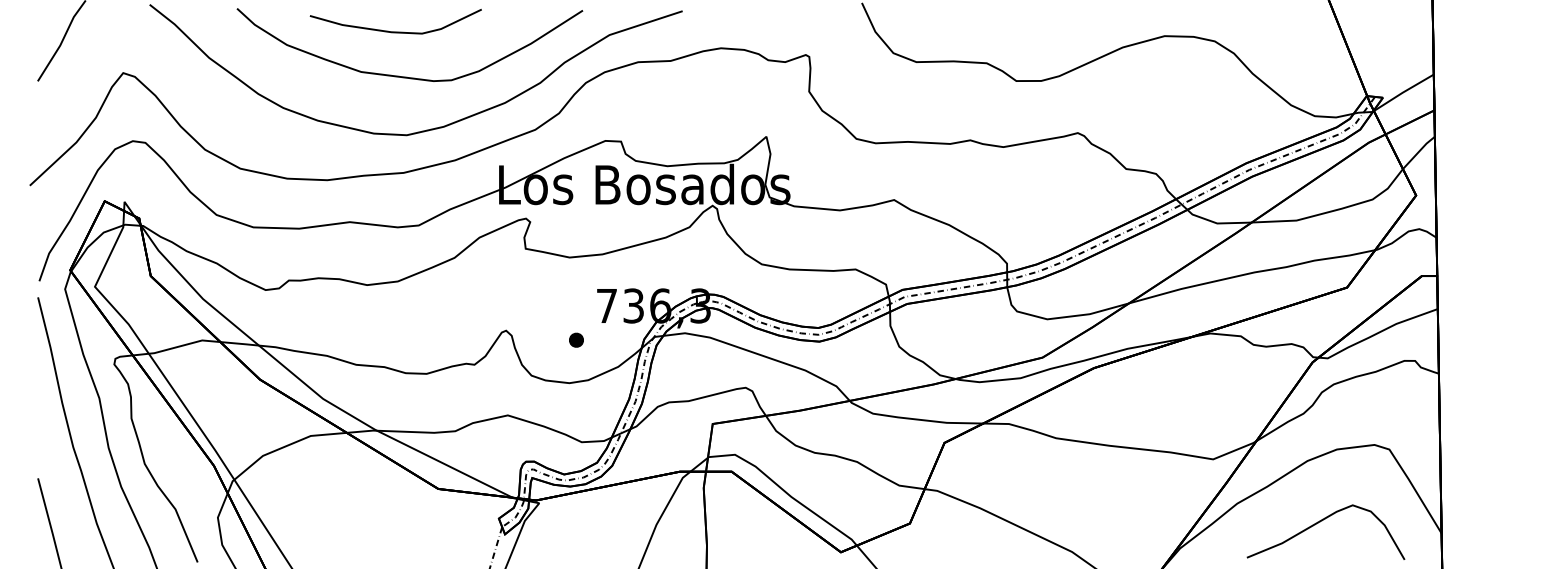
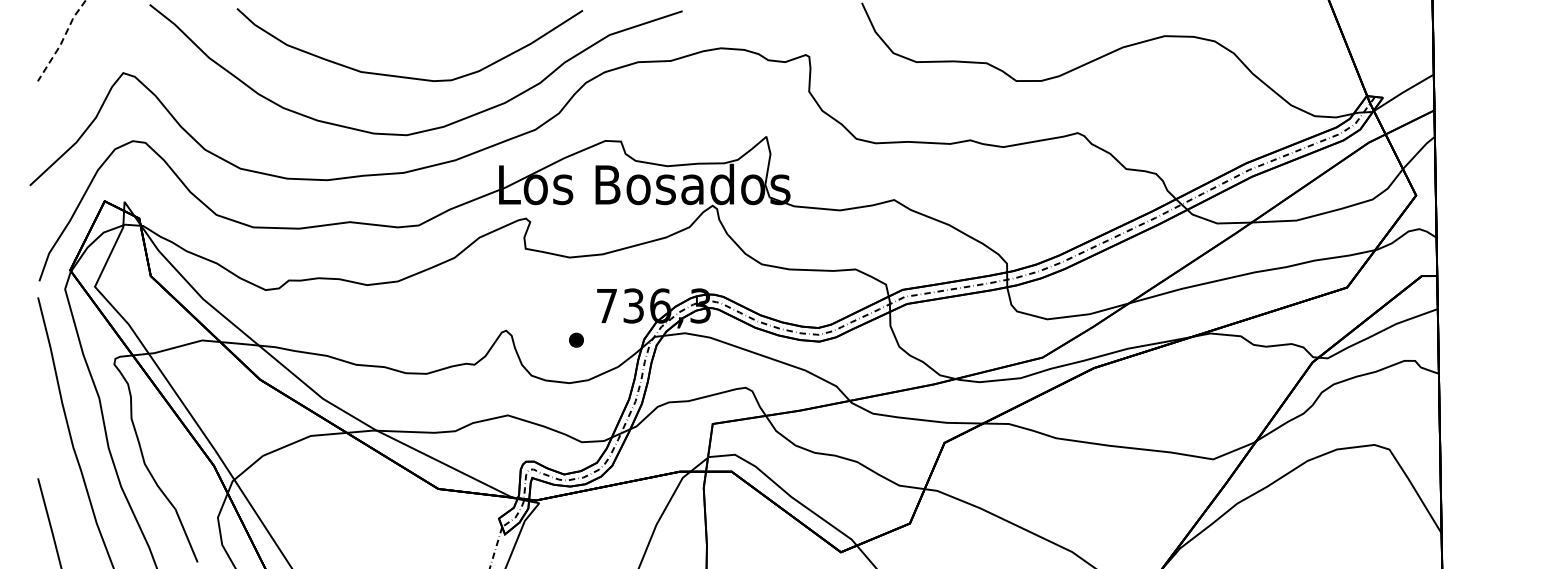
curve: present -> none (395, 31)
line: solid -> dashed (62, 41)
curve: present -> none (1320, 522)
